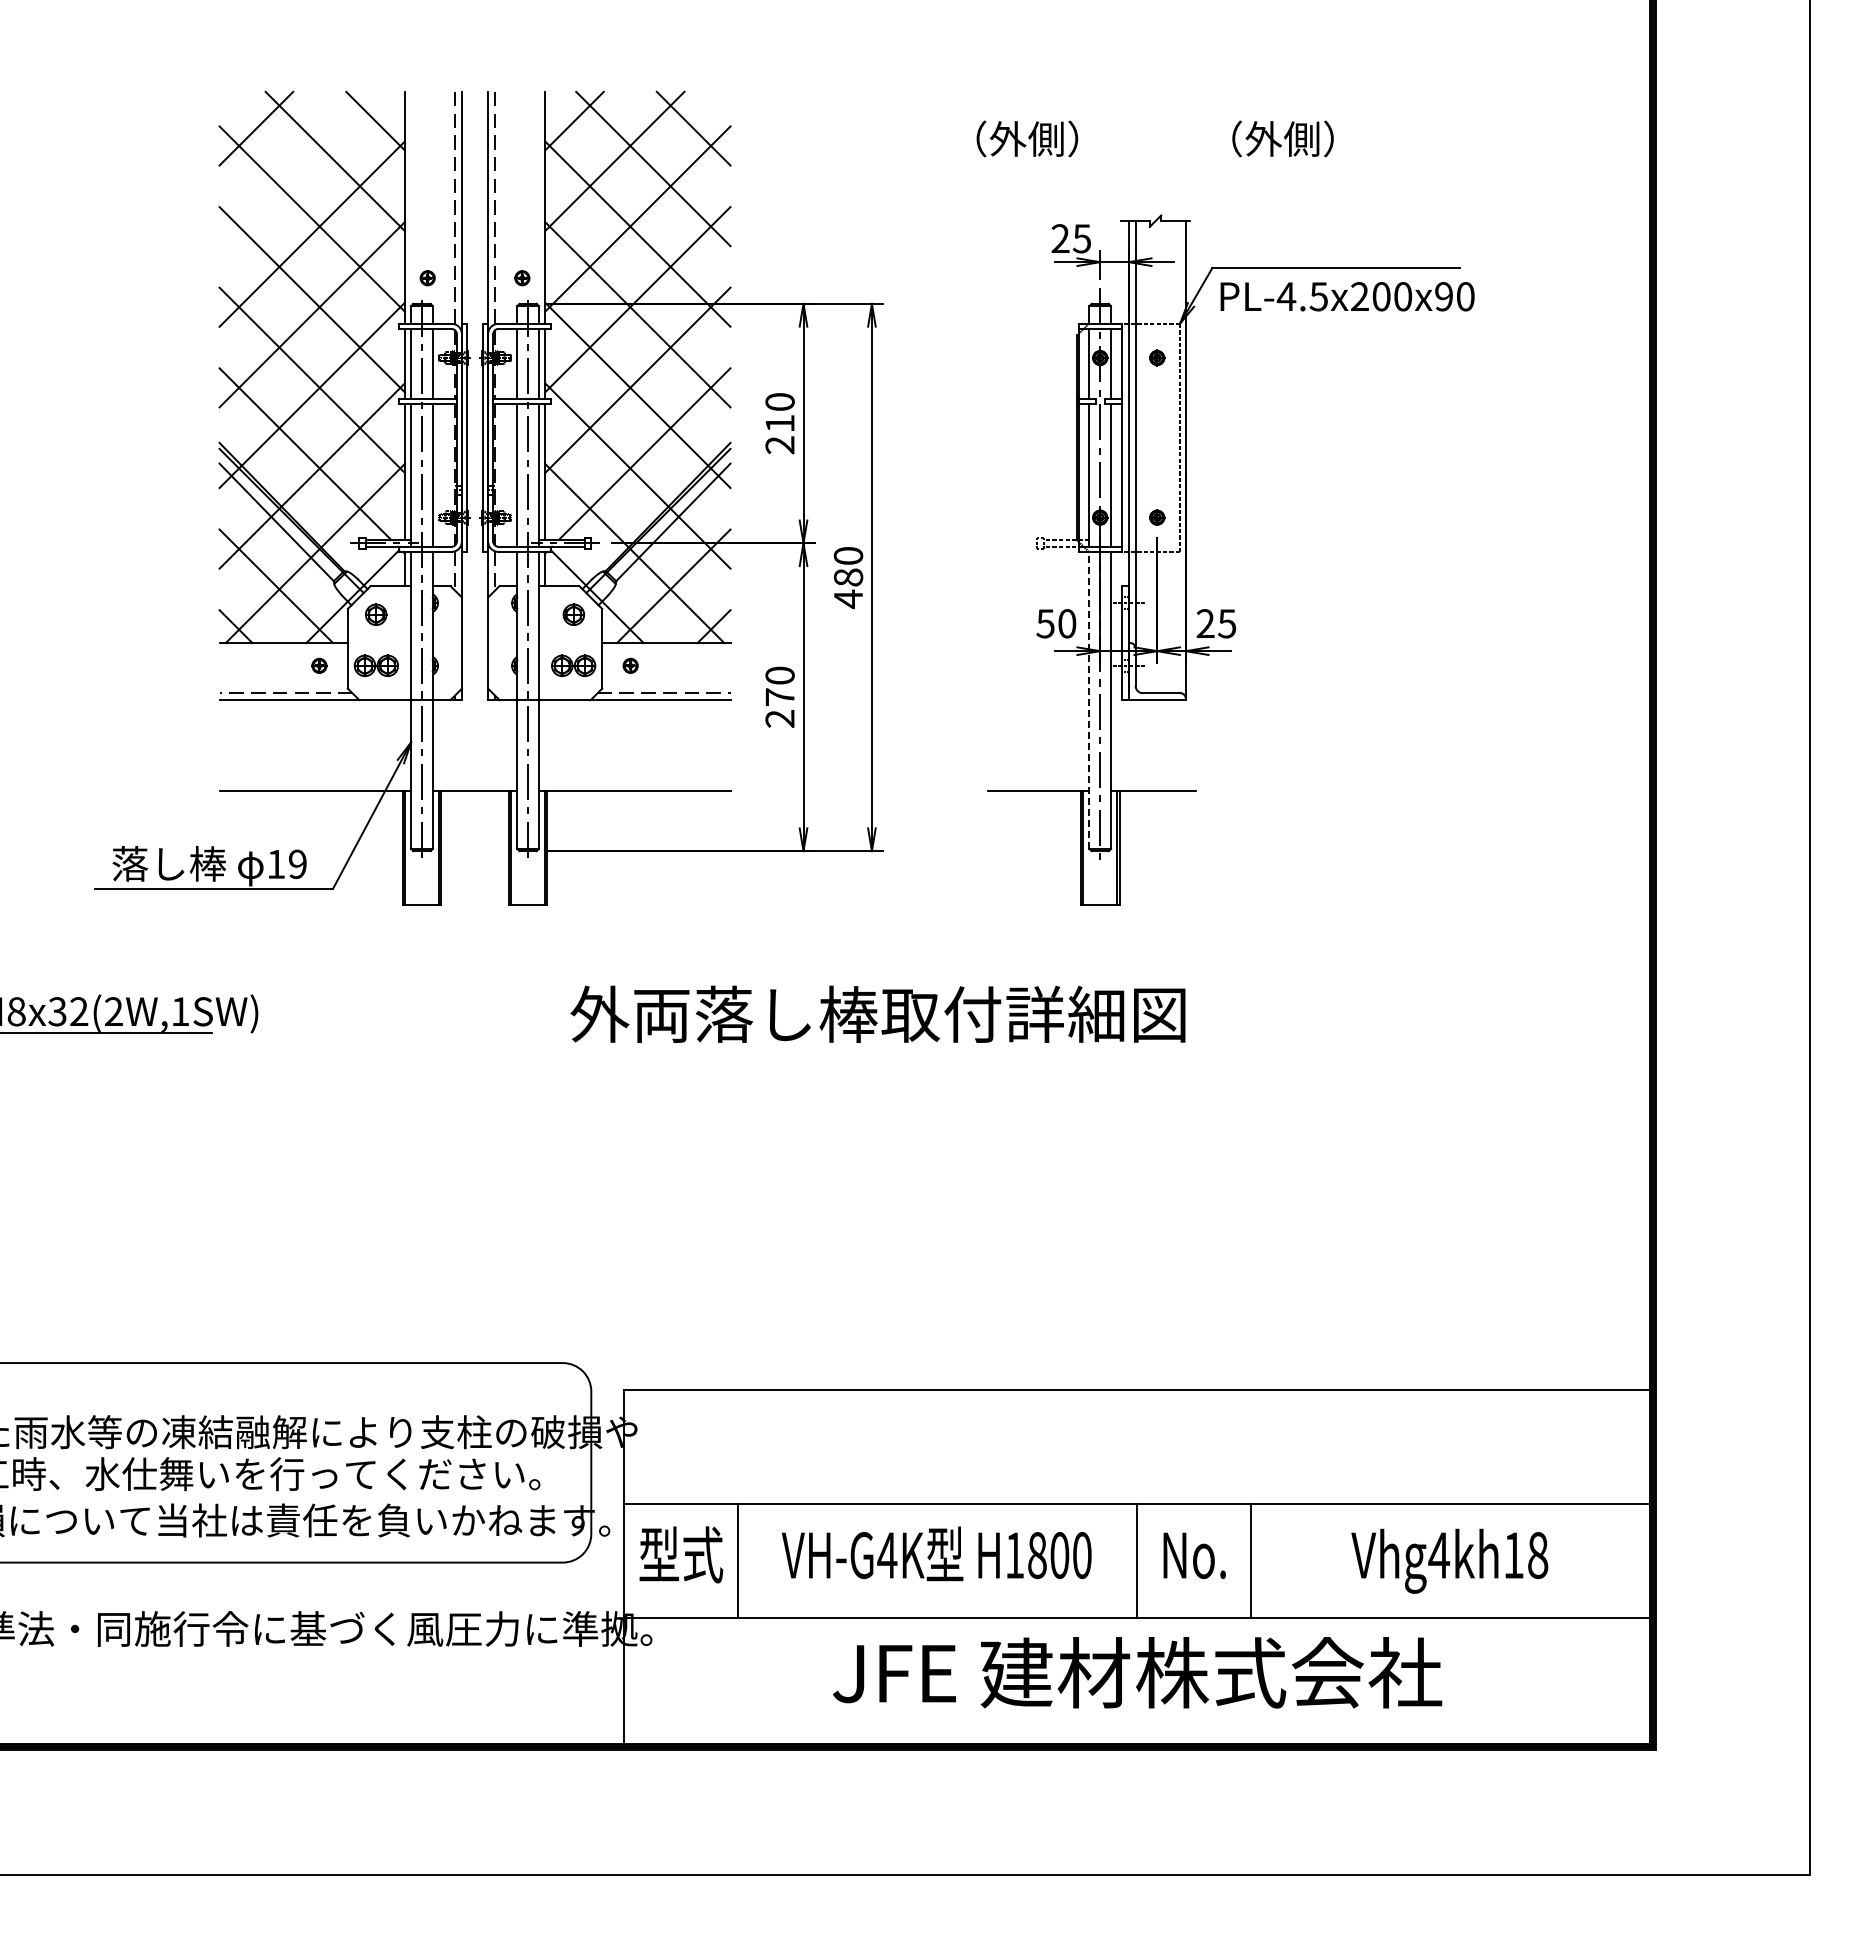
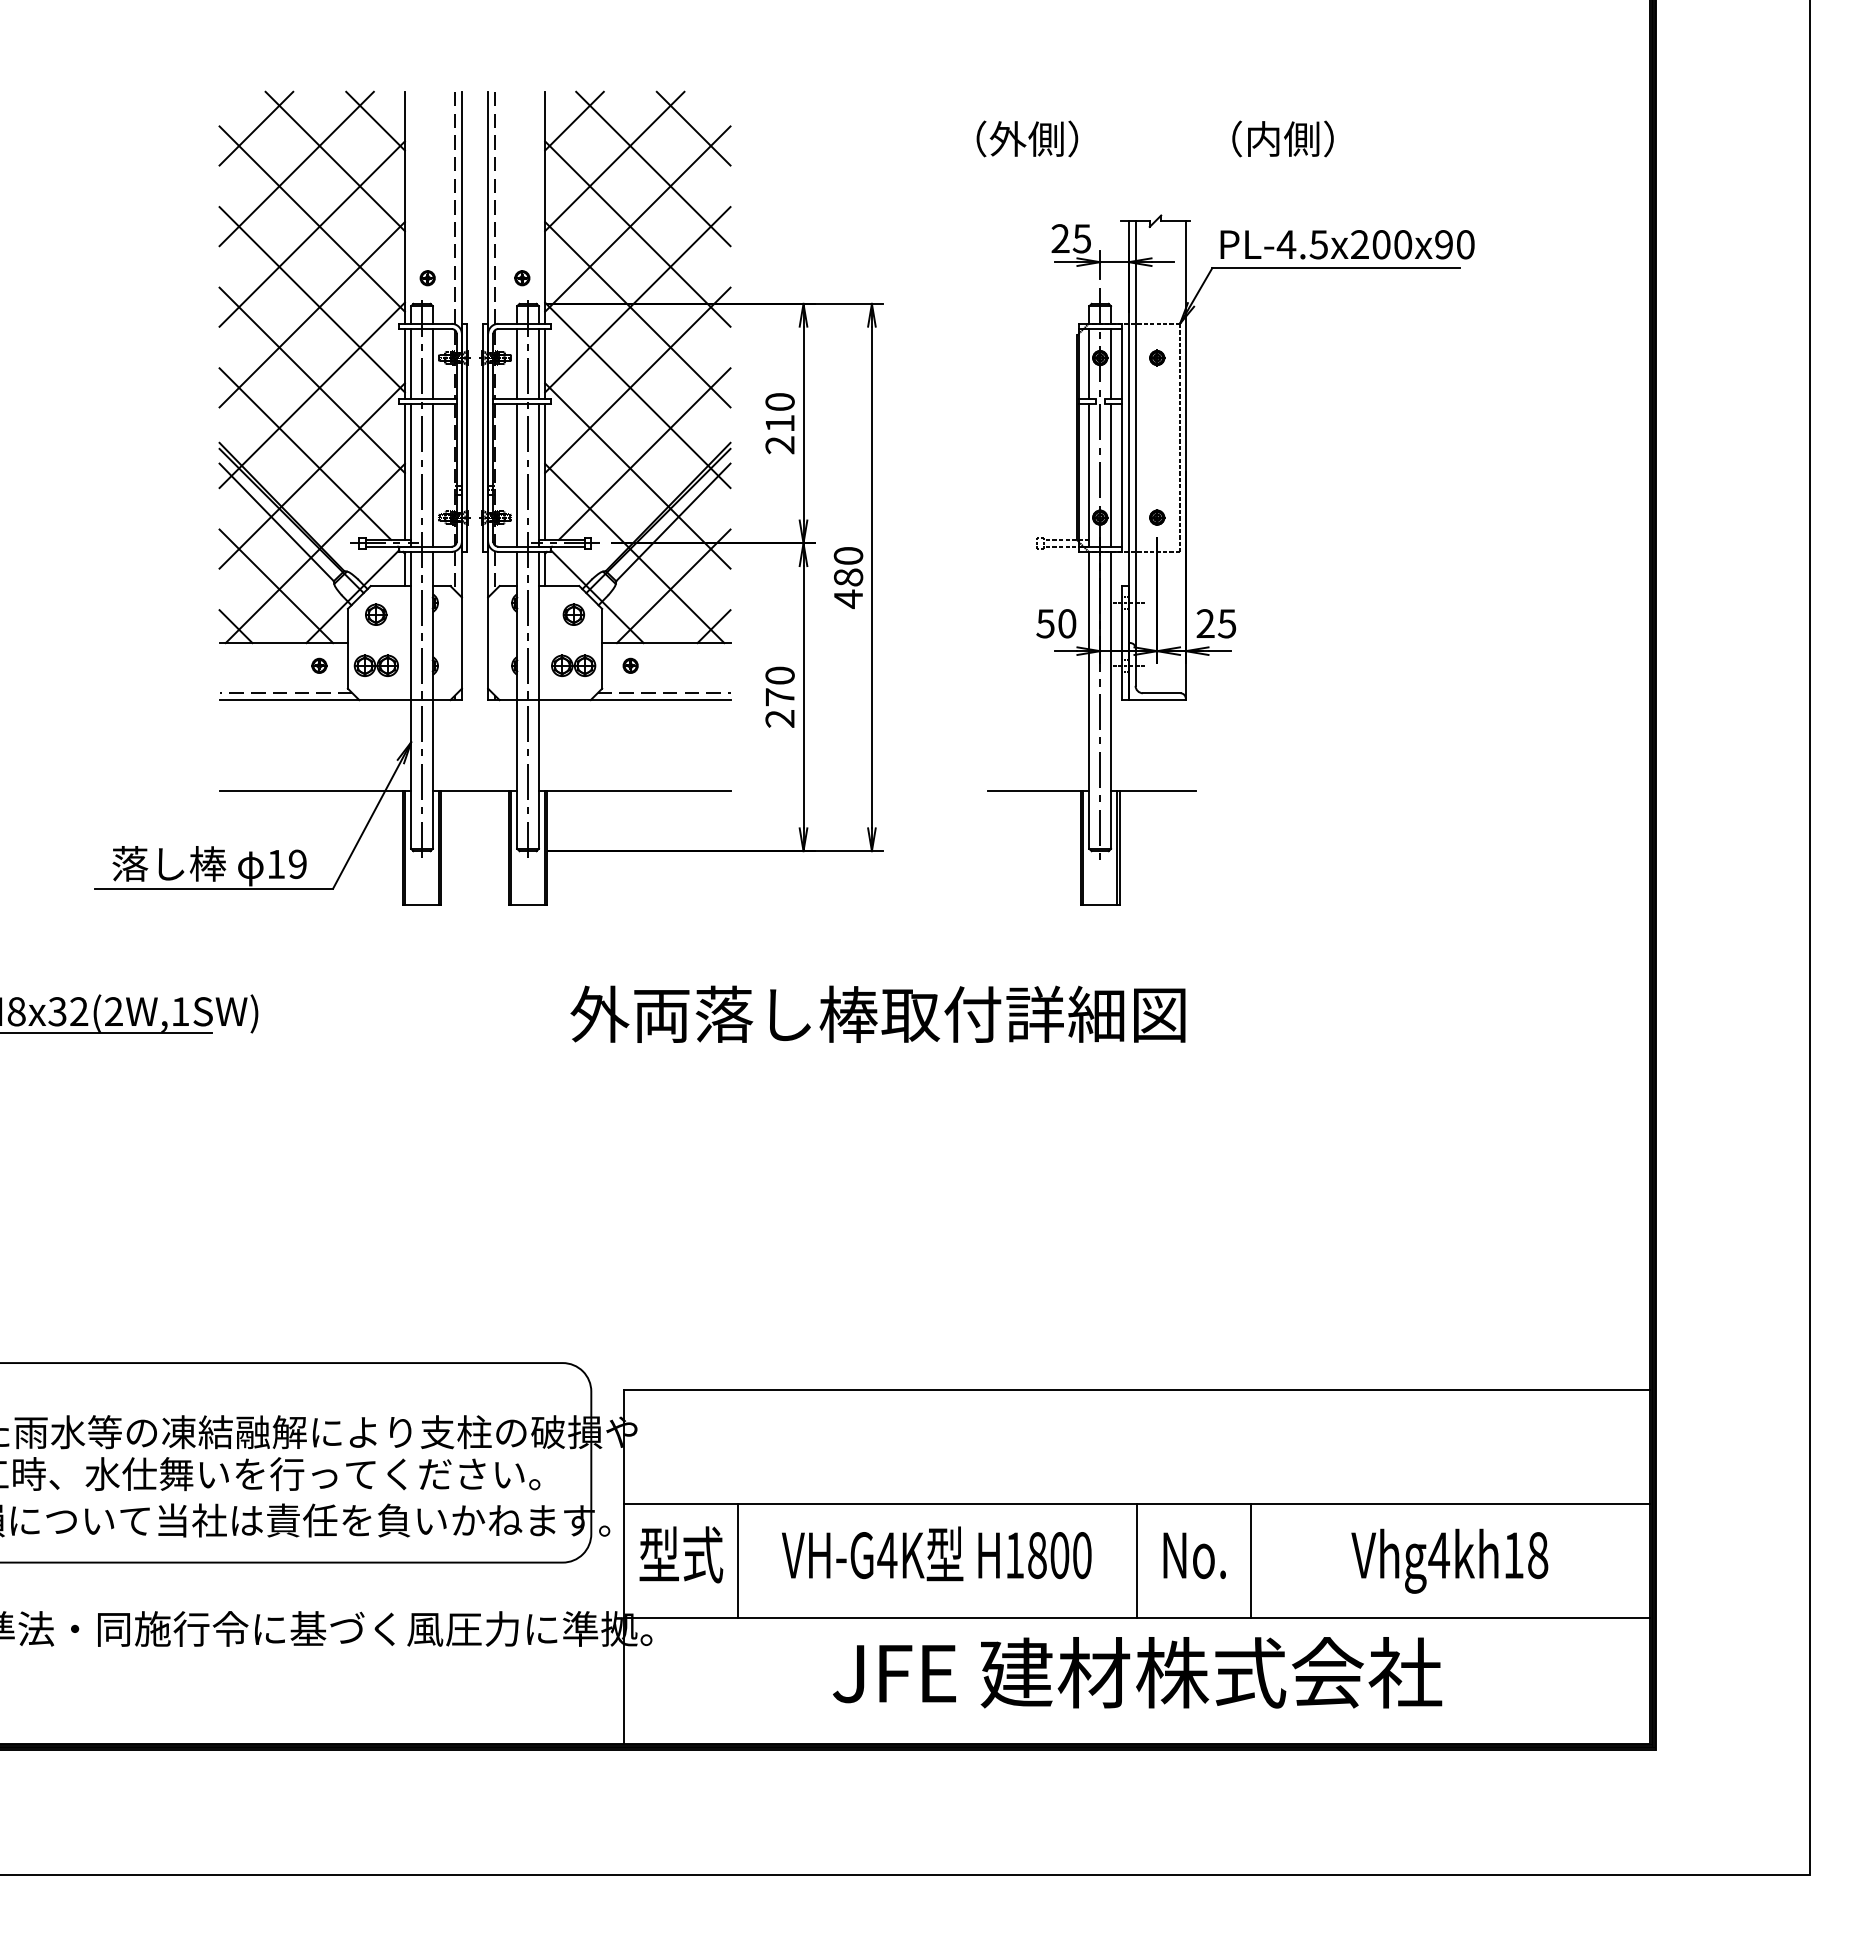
text: （外側） -> （内側） (1263, 138)
line: none -> present (296, 168)
text position: (1347, 296) -> (1347, 244) (1347, 244)
line: dashed -> solid (1089, 700)
